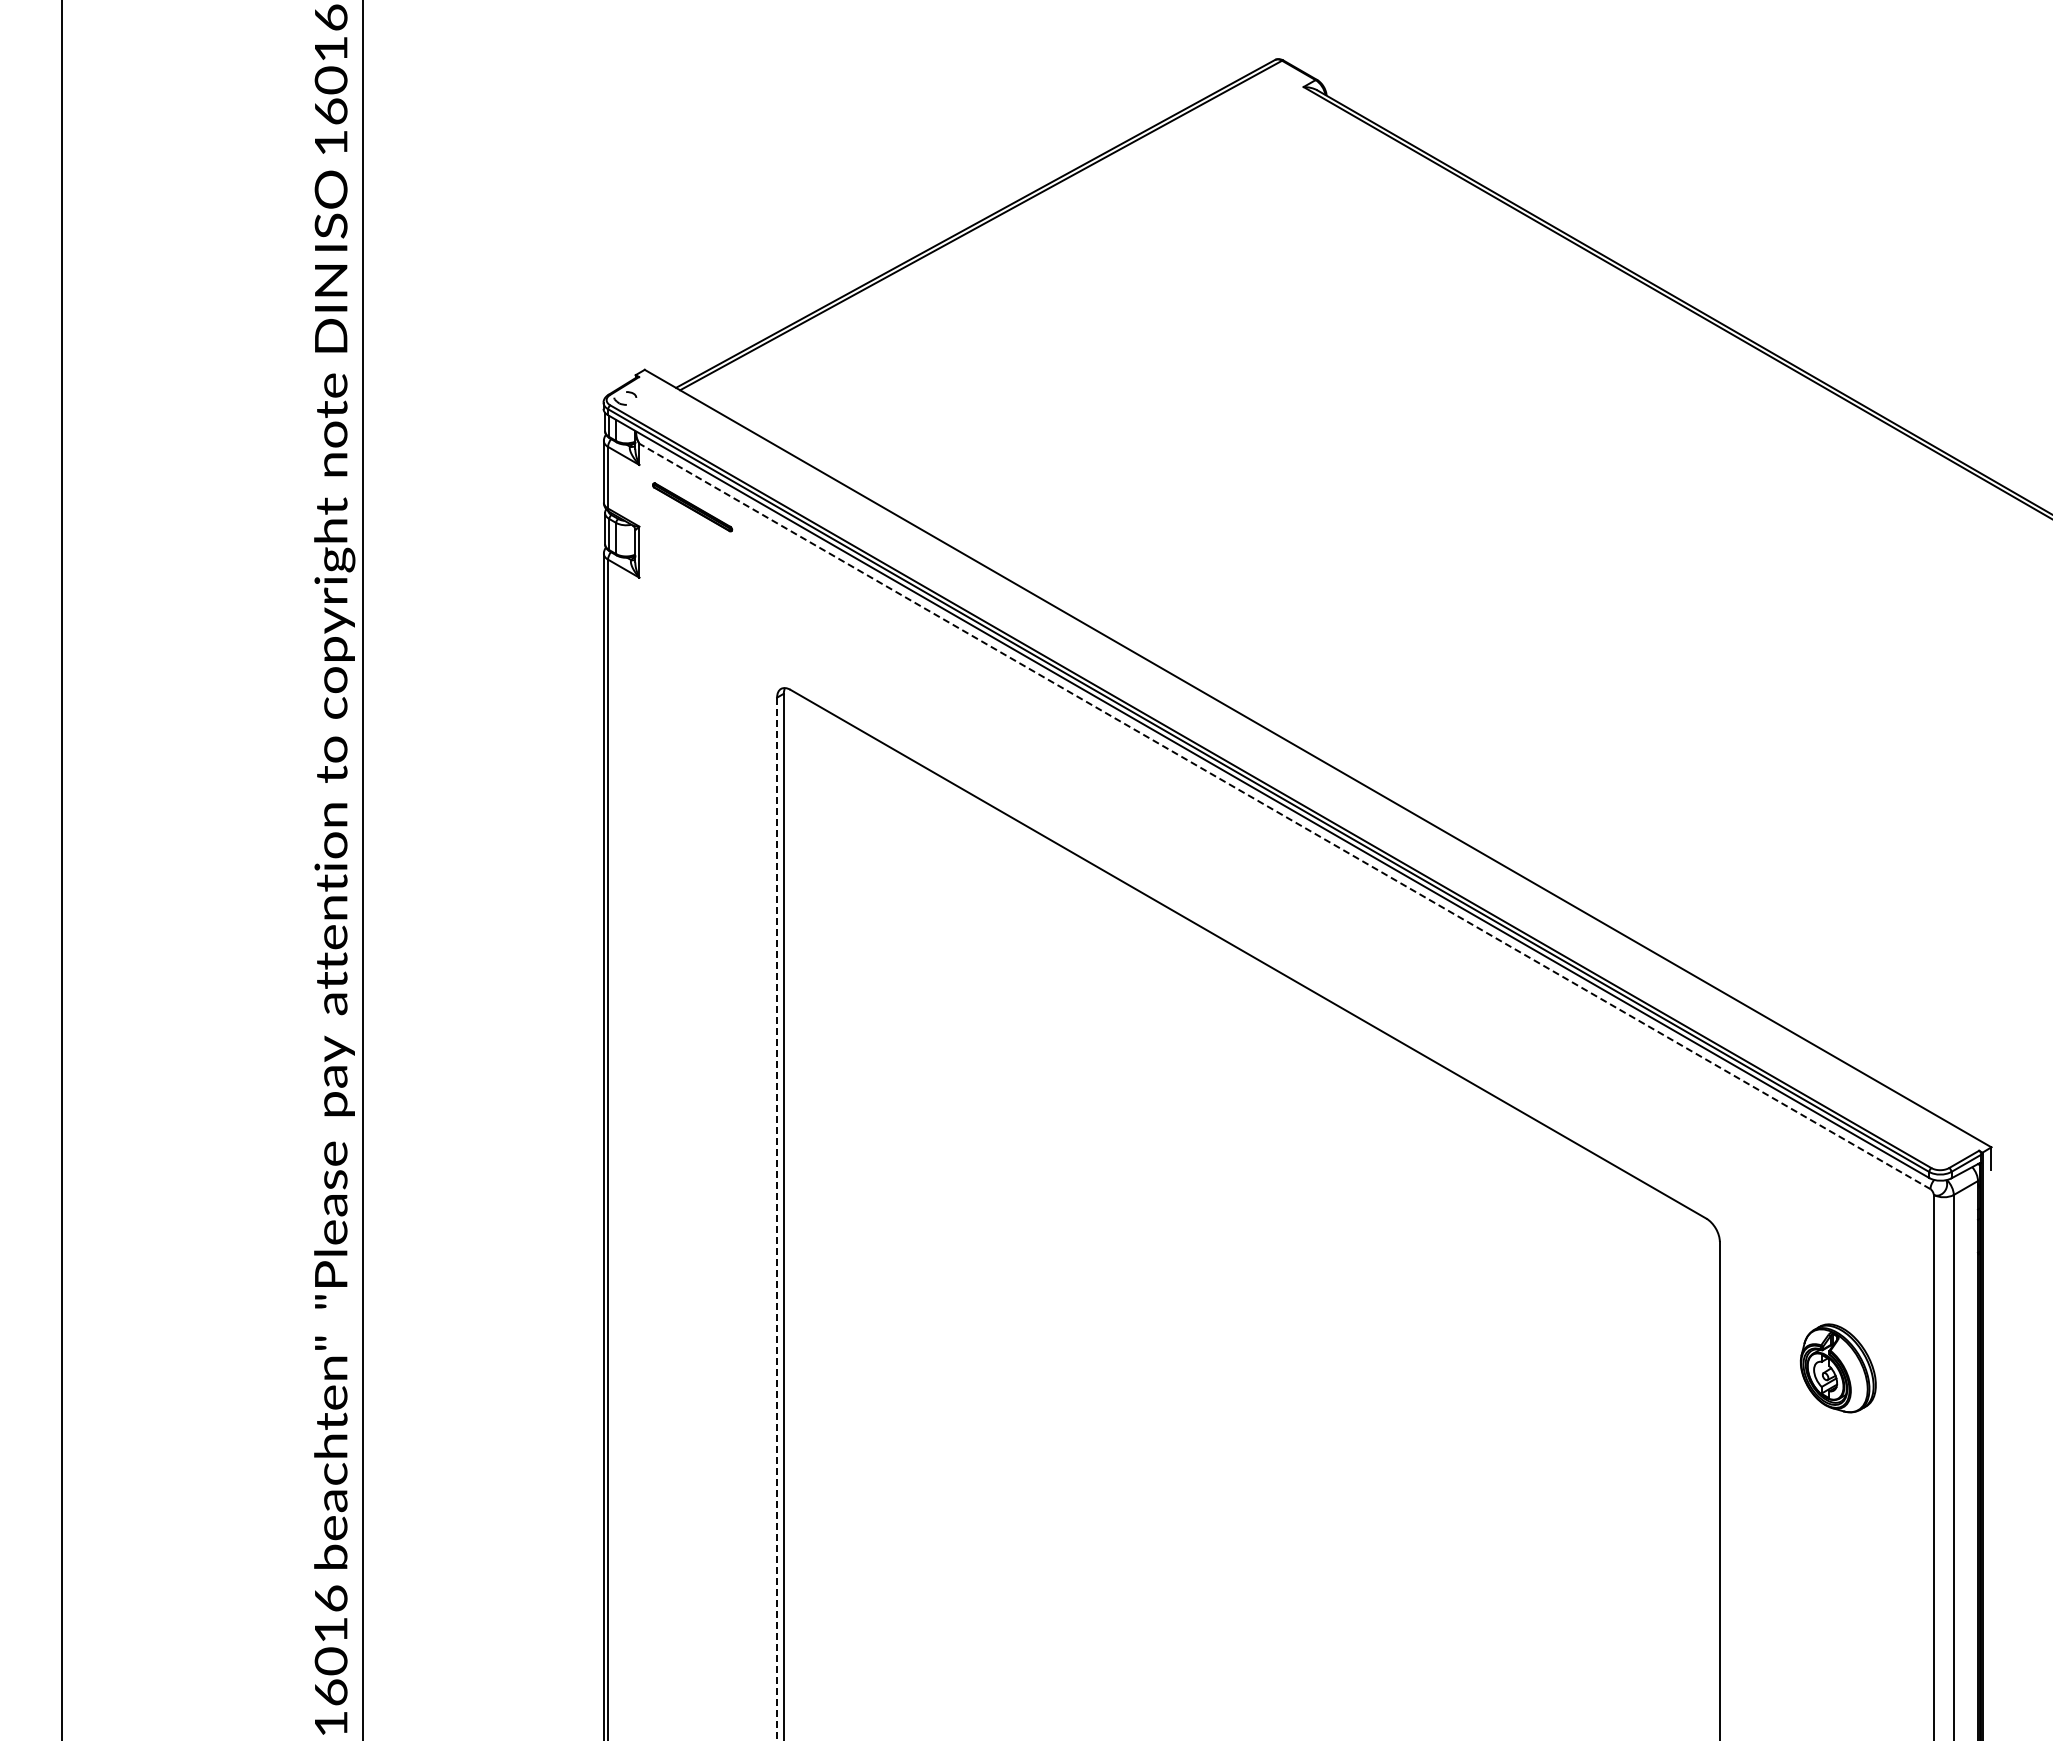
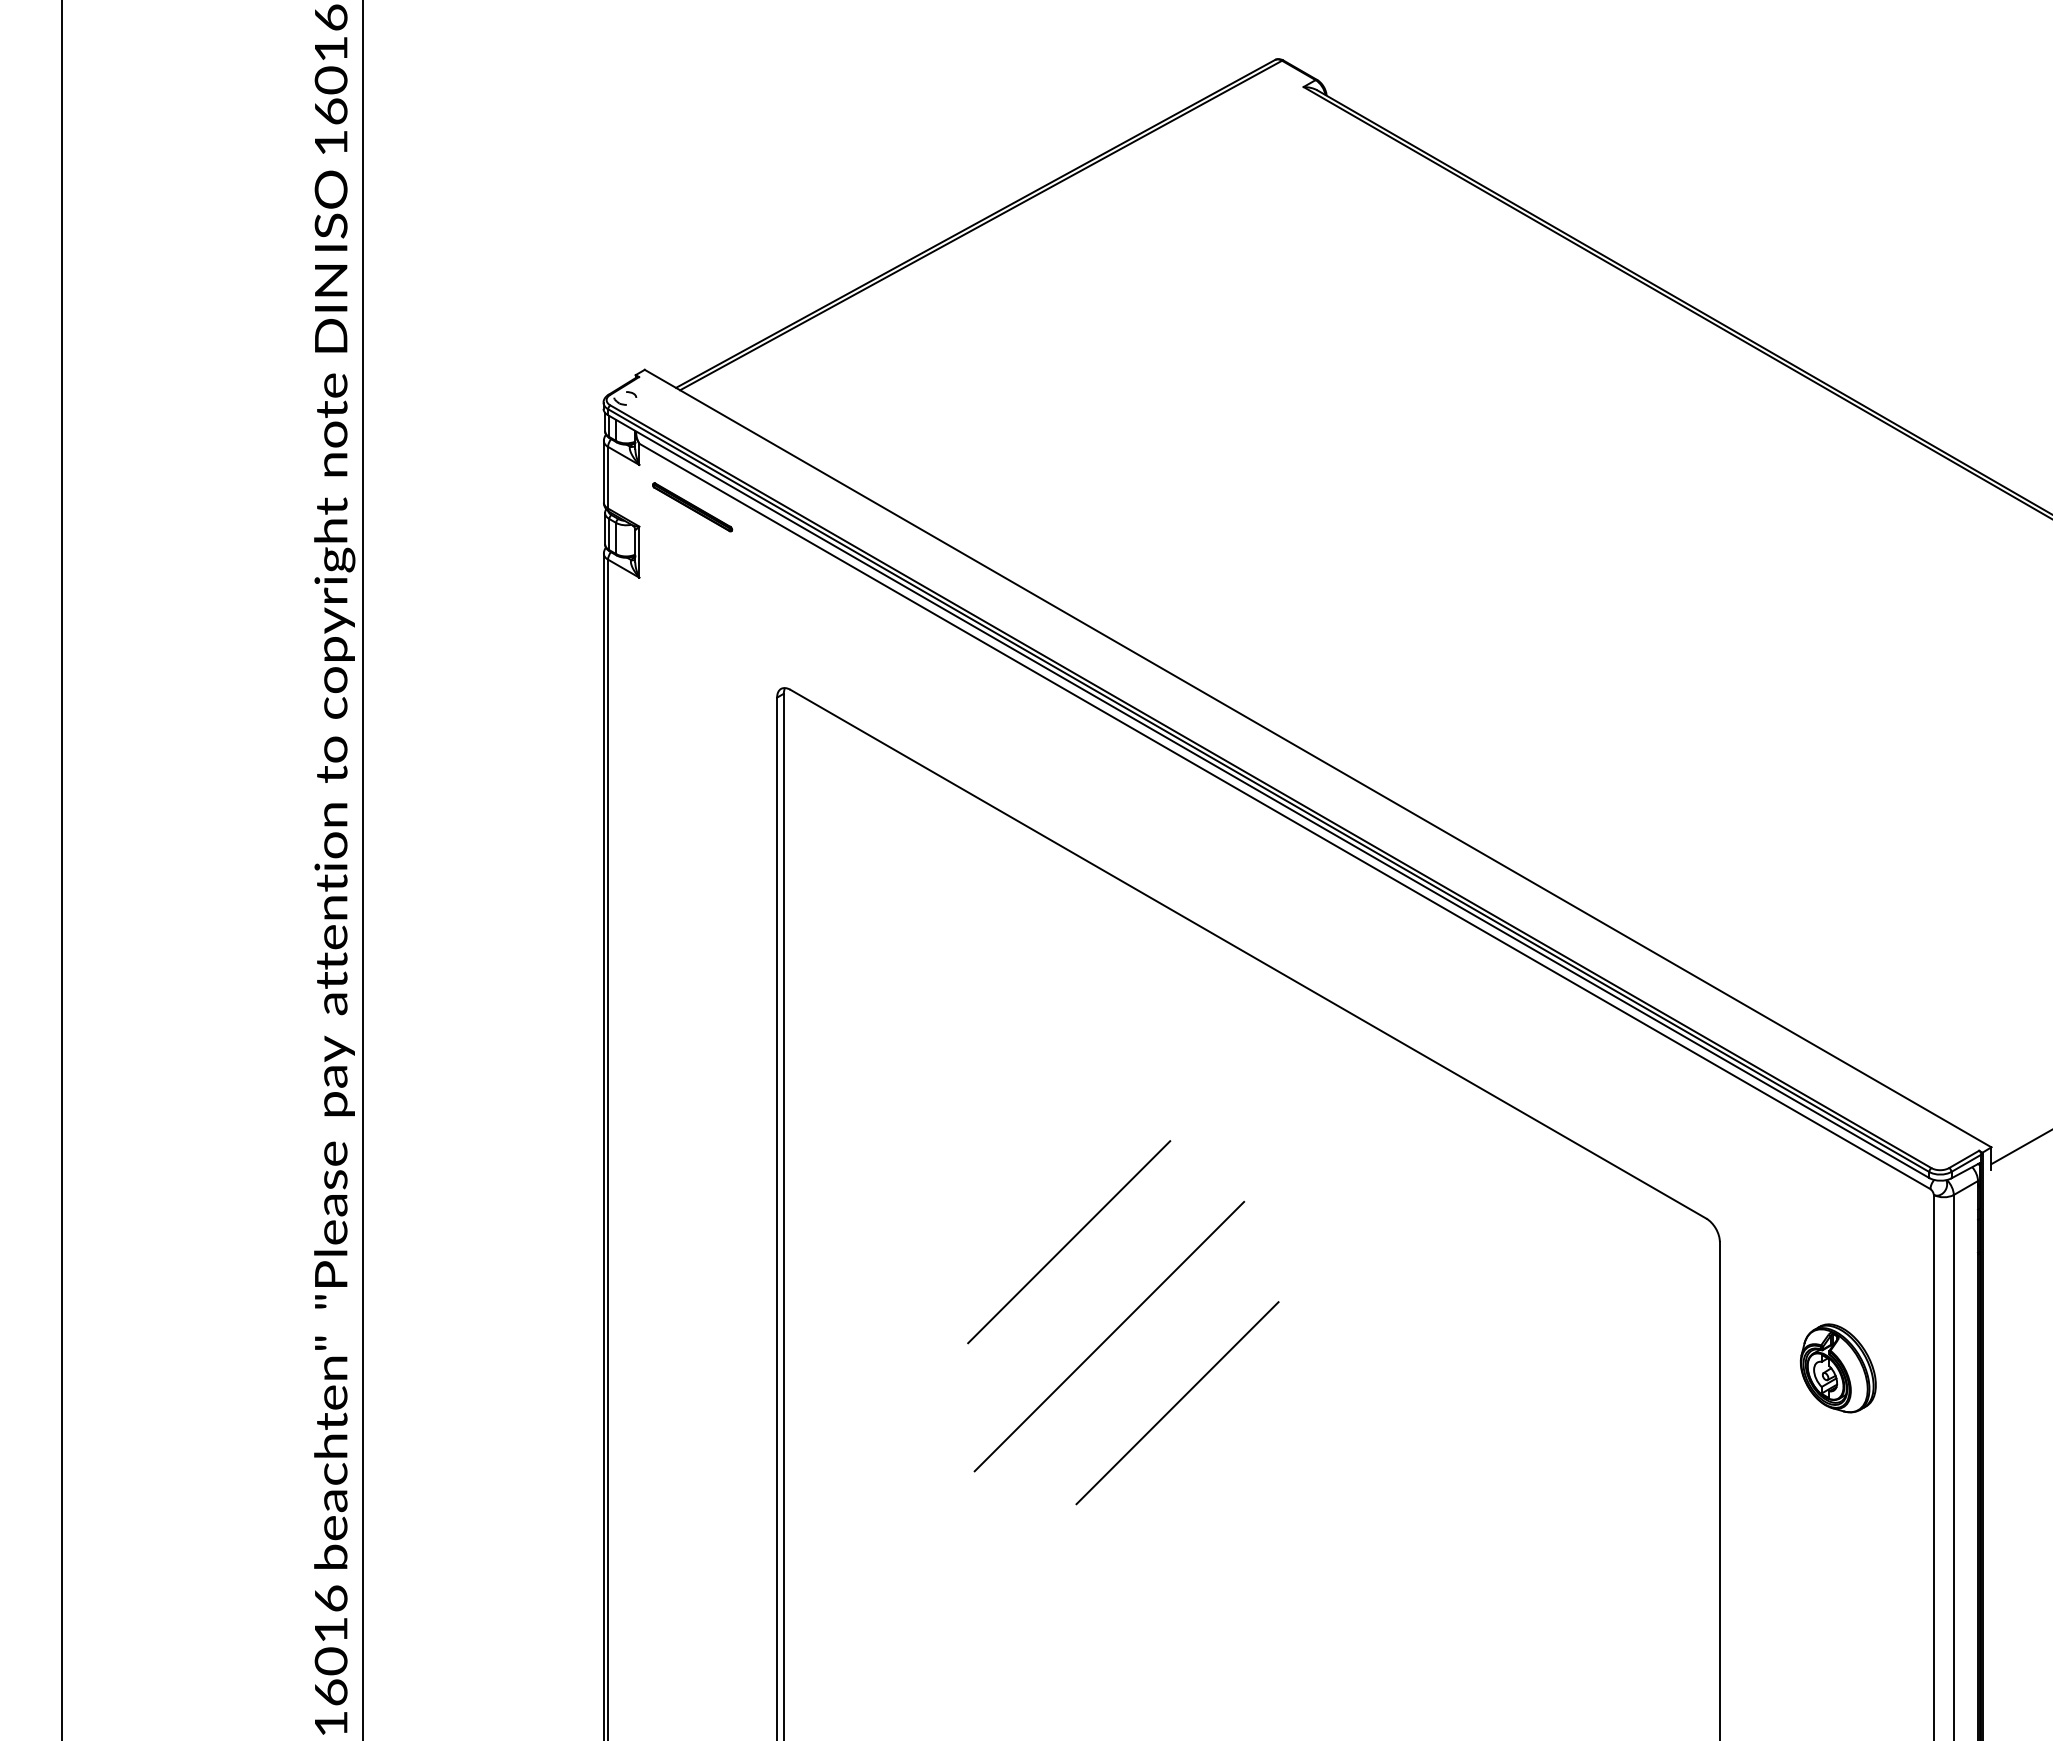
line: dashed -> solid (1284, 816)
line: none -> present (2020, 1147)
line: dashed -> solid (777, 1218)
line: none -> present (1069, 1242)
line: none -> present (1109, 1336)
line: none -> present (1177, 1403)
